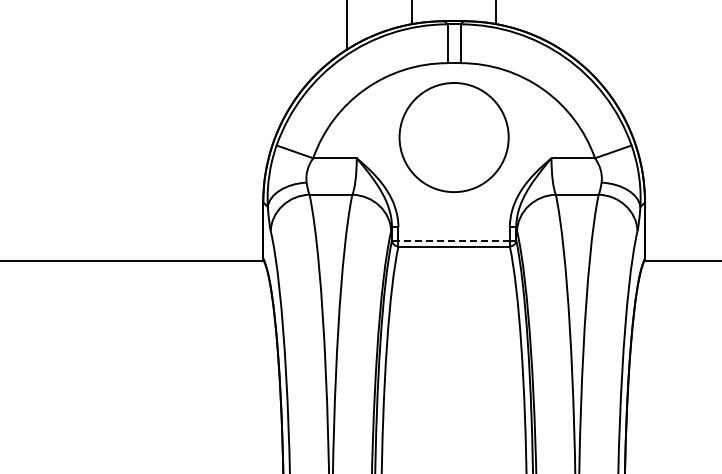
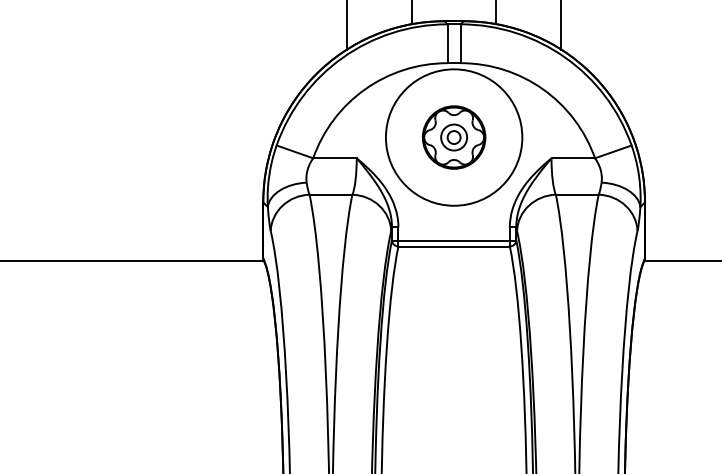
line: none -> present (561, 25)
circle diameter: 109 px -> 136 px (453, 137)
part: none -> present (454, 137)
line: dashed -> solid (454, 240)
